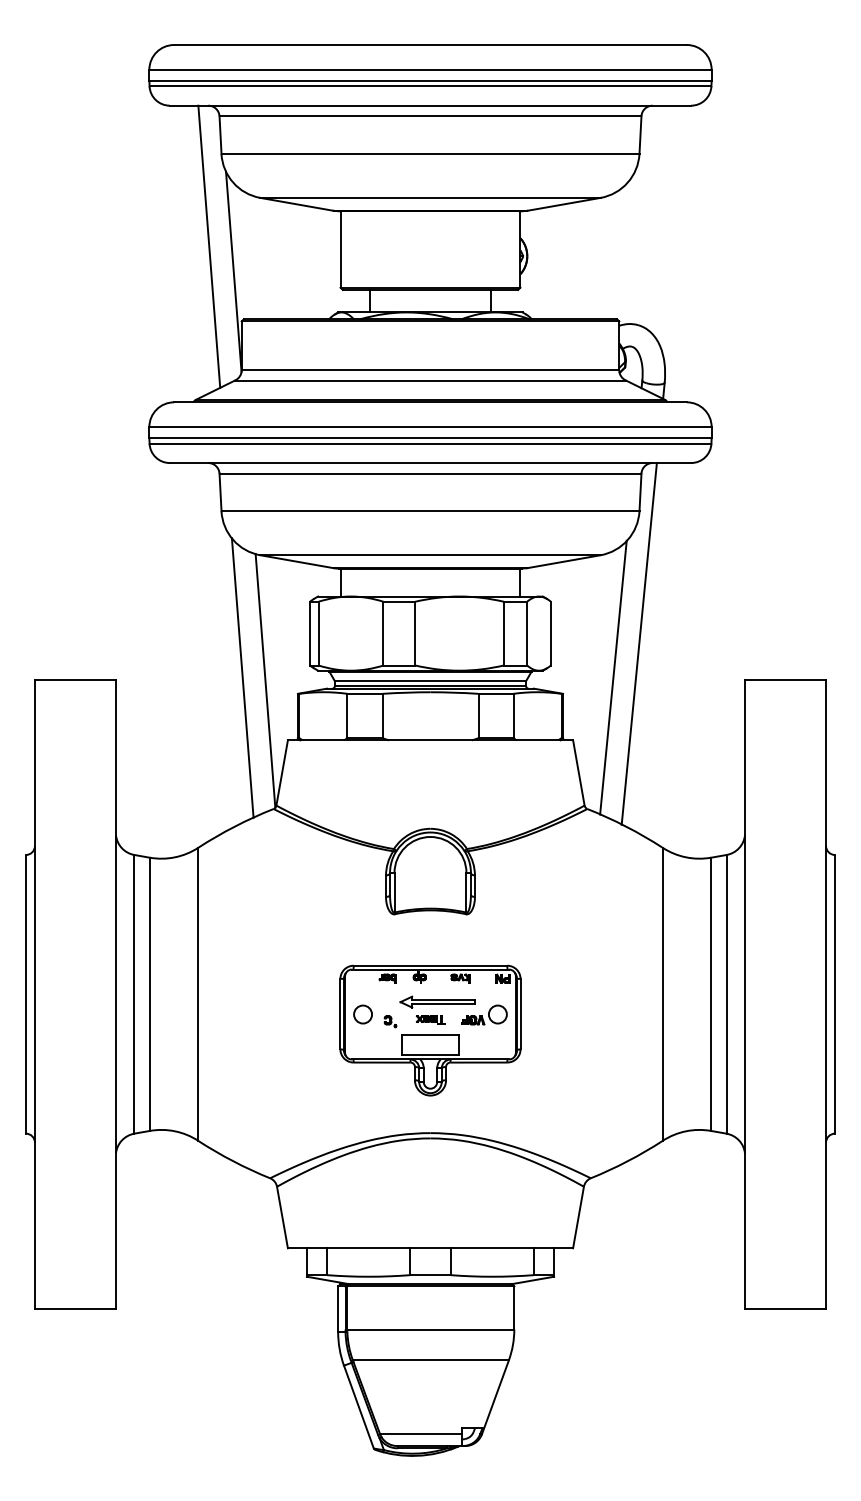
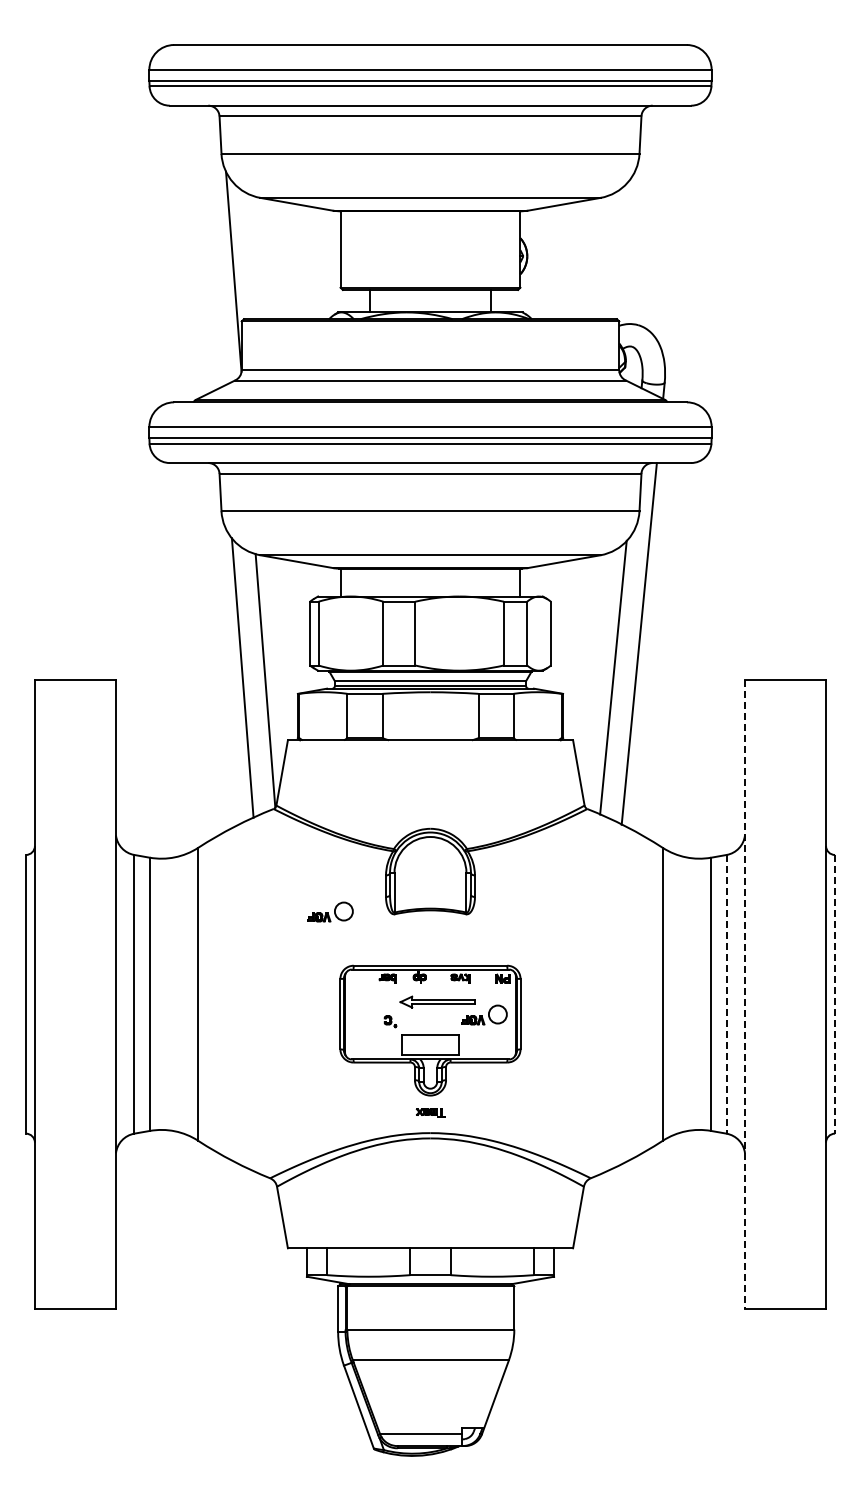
line: present -> none (209, 246)
part: none -> present (330, 911)
line: solid -> dashed (726, 994)
line: solid -> dashed (745, 994)
line: solid -> dashed (835, 994)
circle: present -> none (362, 1014)
part position: (430, 1019) -> (430, 1112) (430, 1112)
